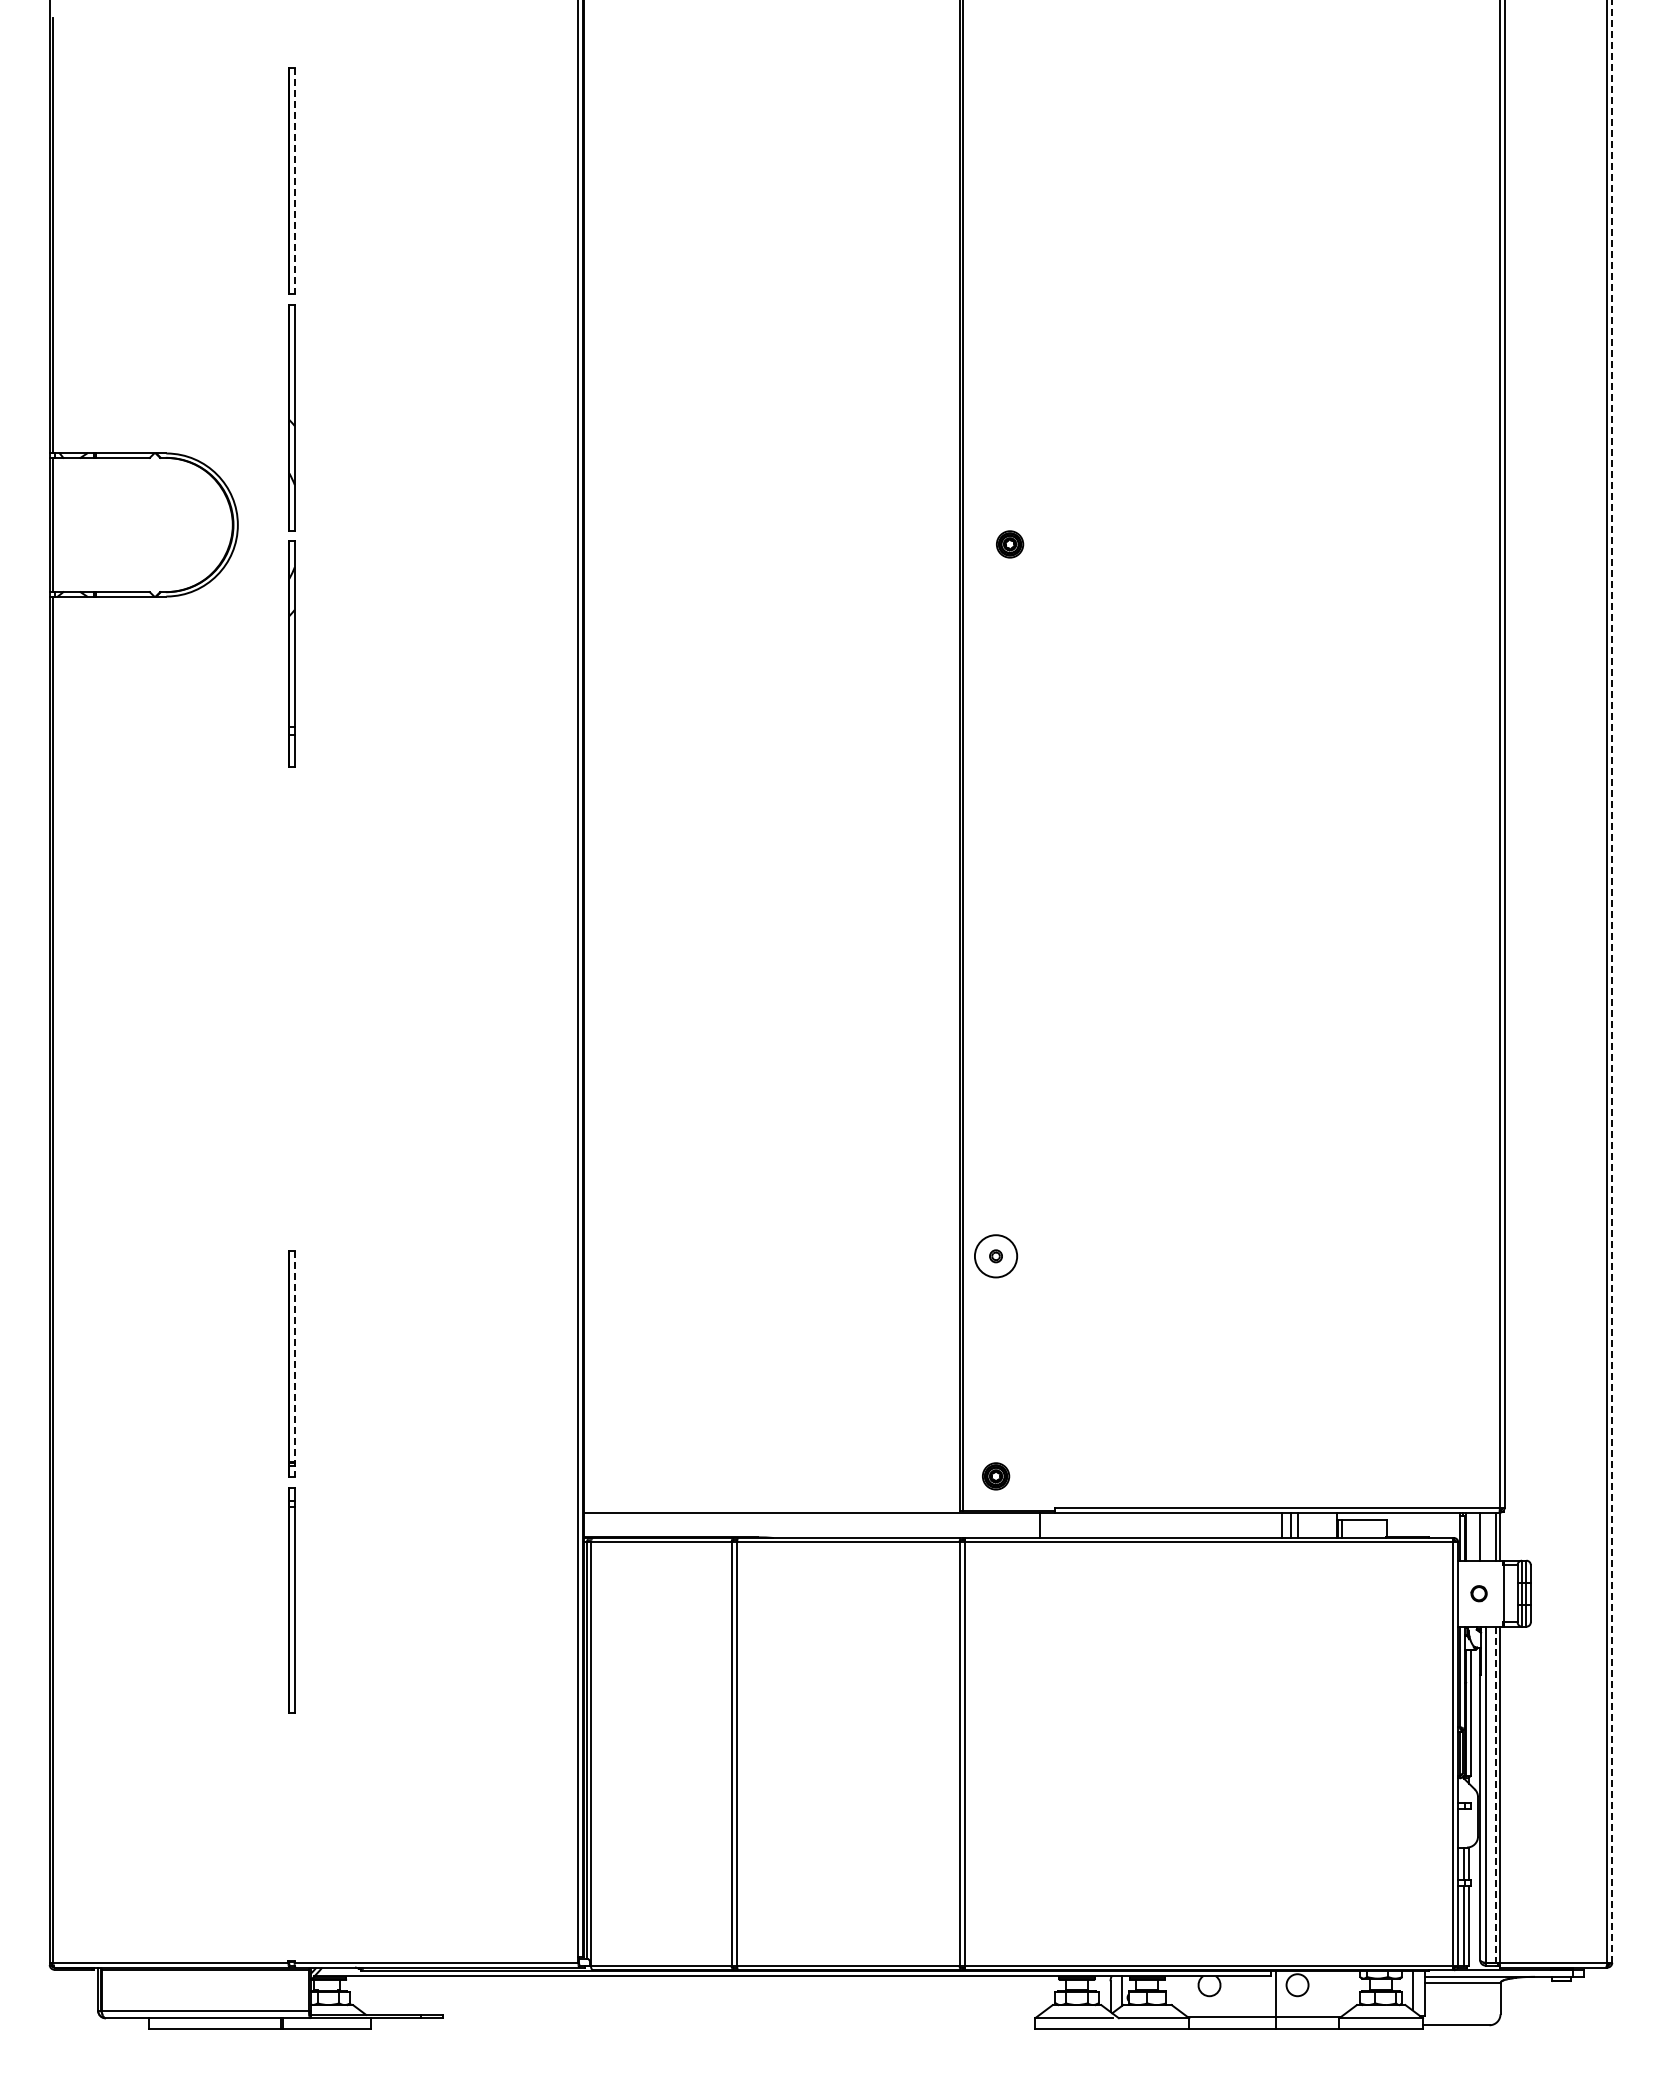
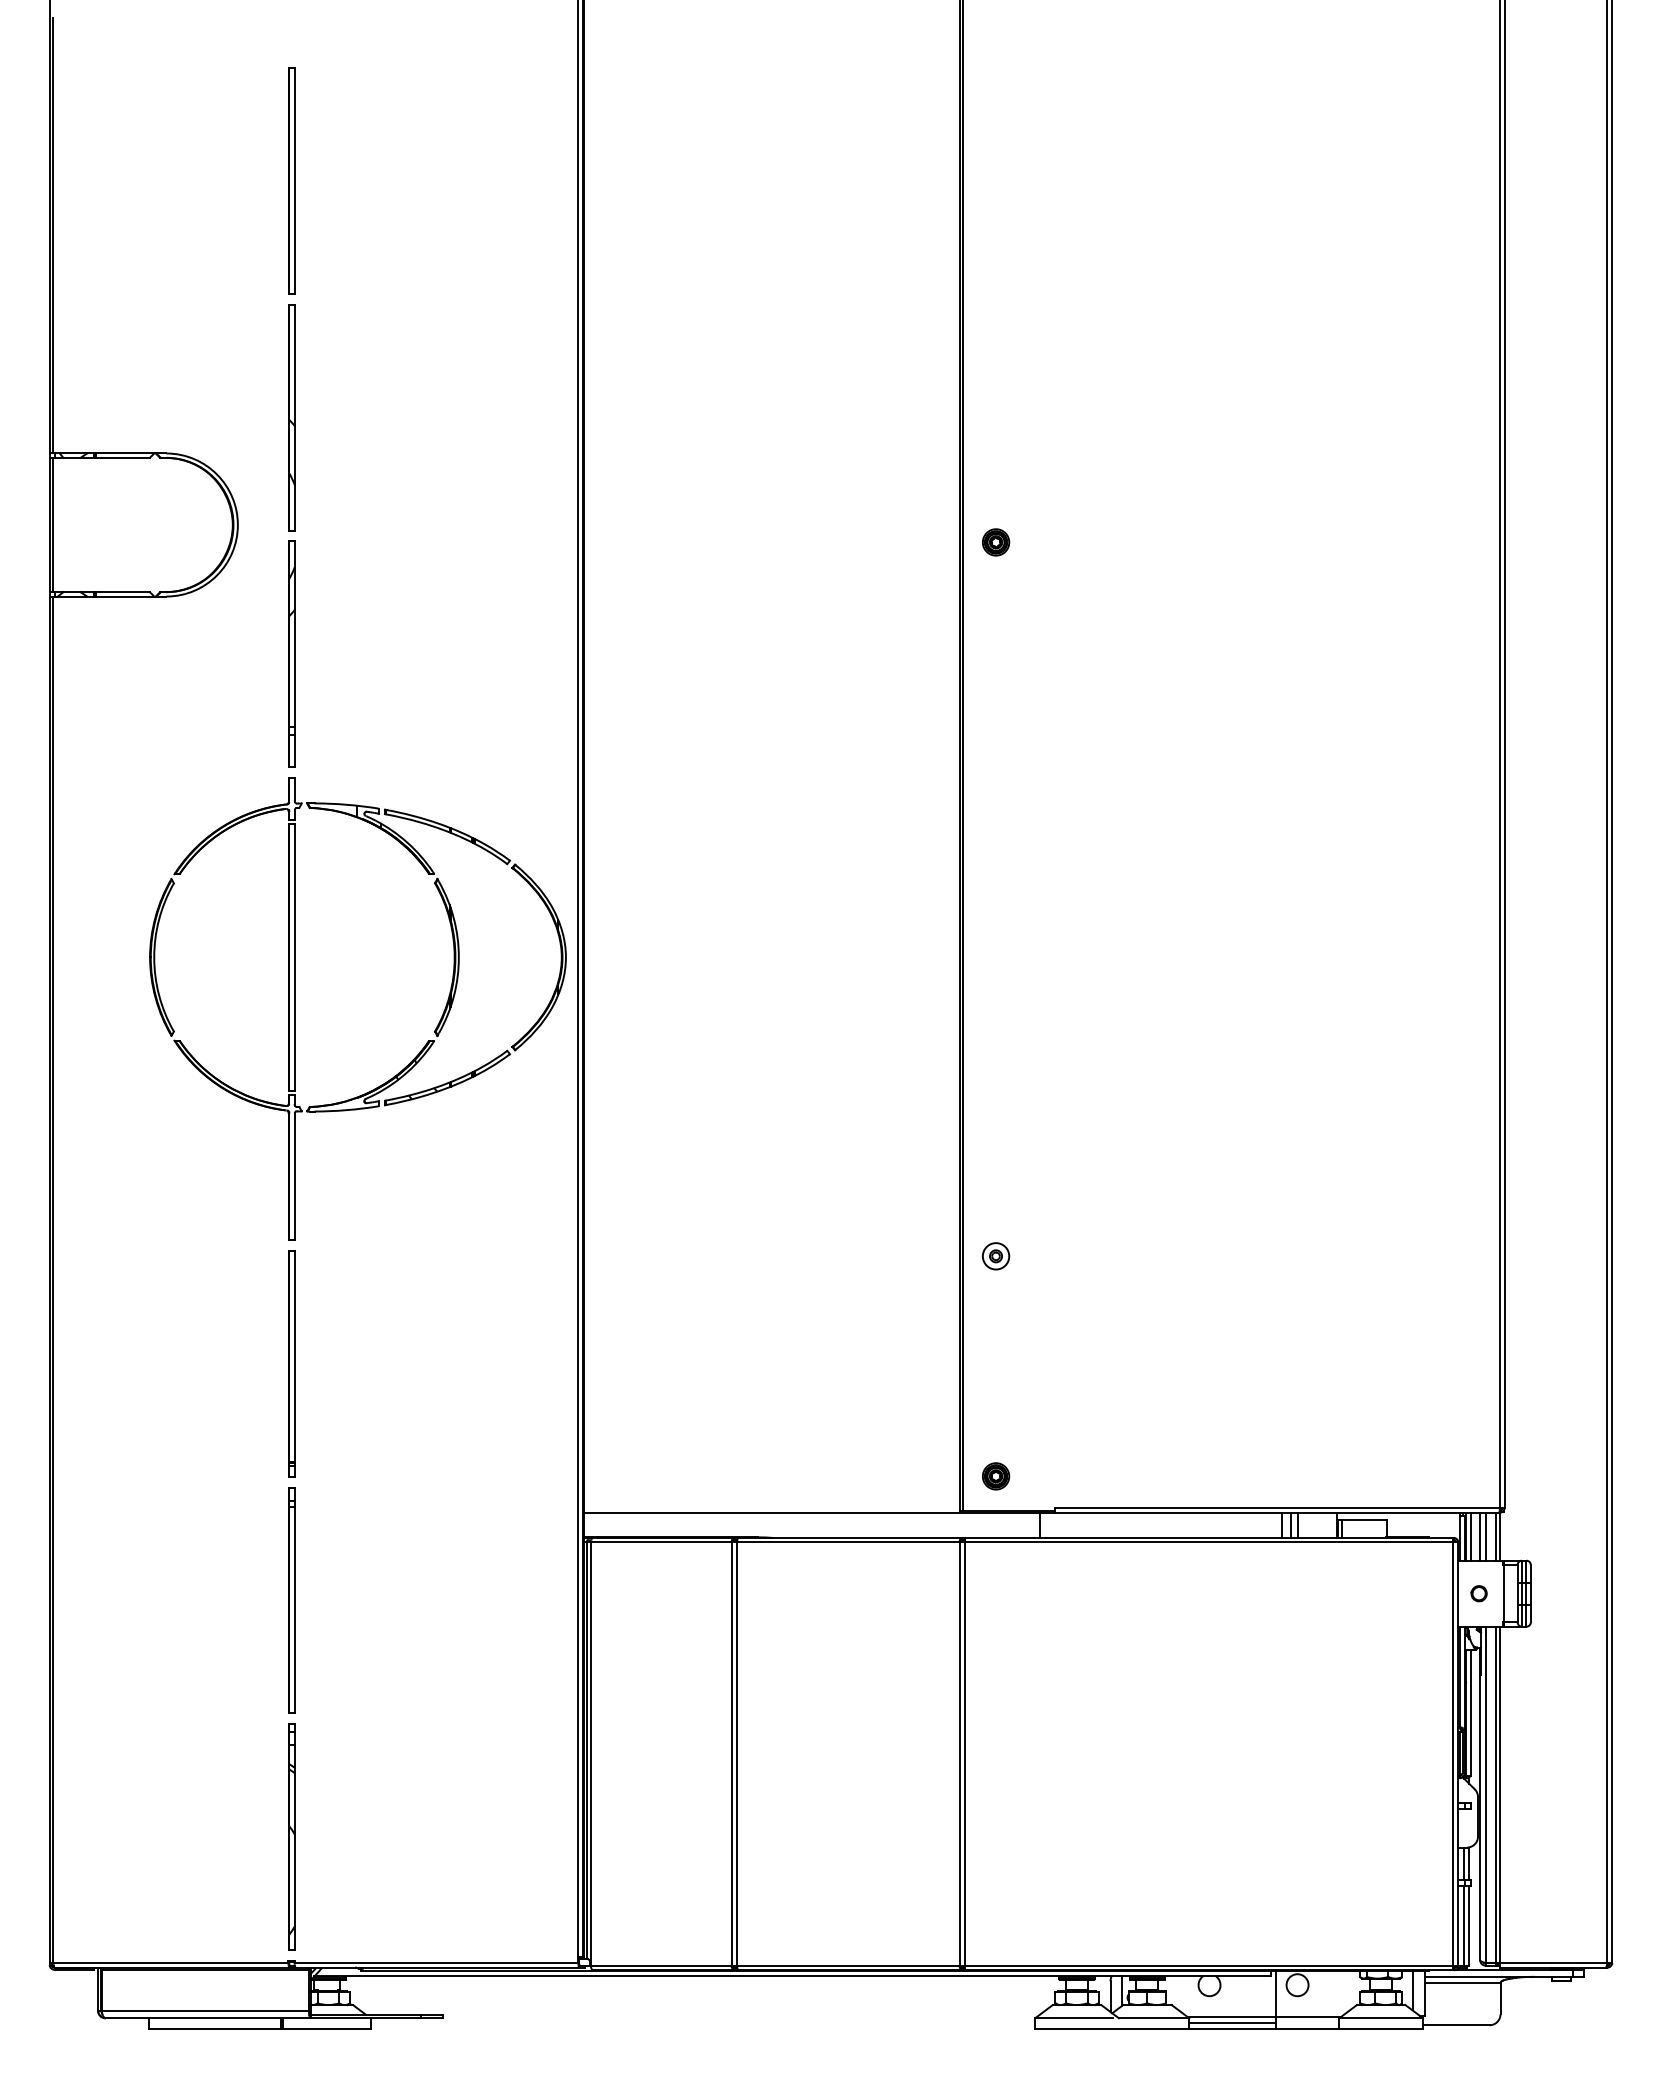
line: dashed -> solid (294, 181)
part position: (1010, 544) -> (996, 542) (996, 542)
line: dashed -> solid (1612, 980)
part: none -> present (295, 1008)
circle diameter: 42 px -> 26 px (995, 1256)
line: dashed -> solid (294, 1363)
line: none -> present (1471, 1536)
line: none -> present (1485, 1536)
line: dashed -> solid (1495, 1796)
part: none -> present (291, 1836)
line: none -> present (1232, 2022)
